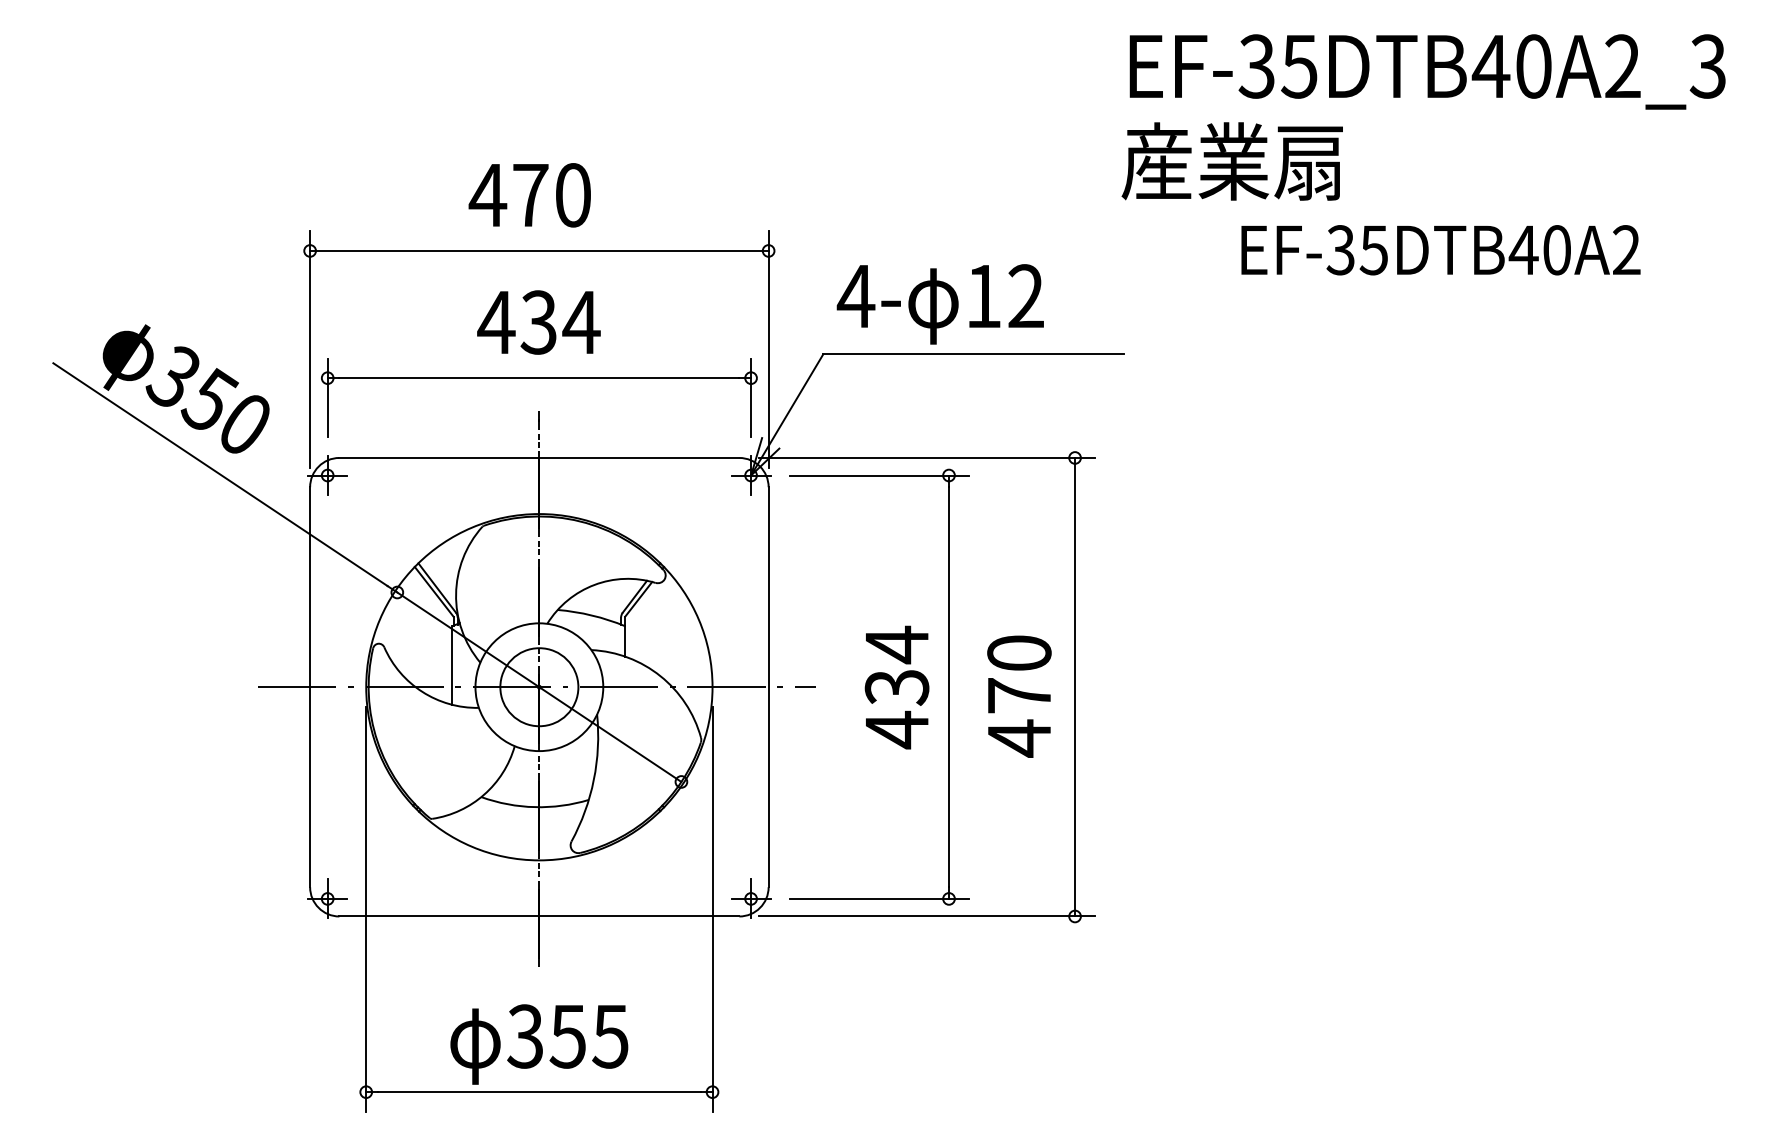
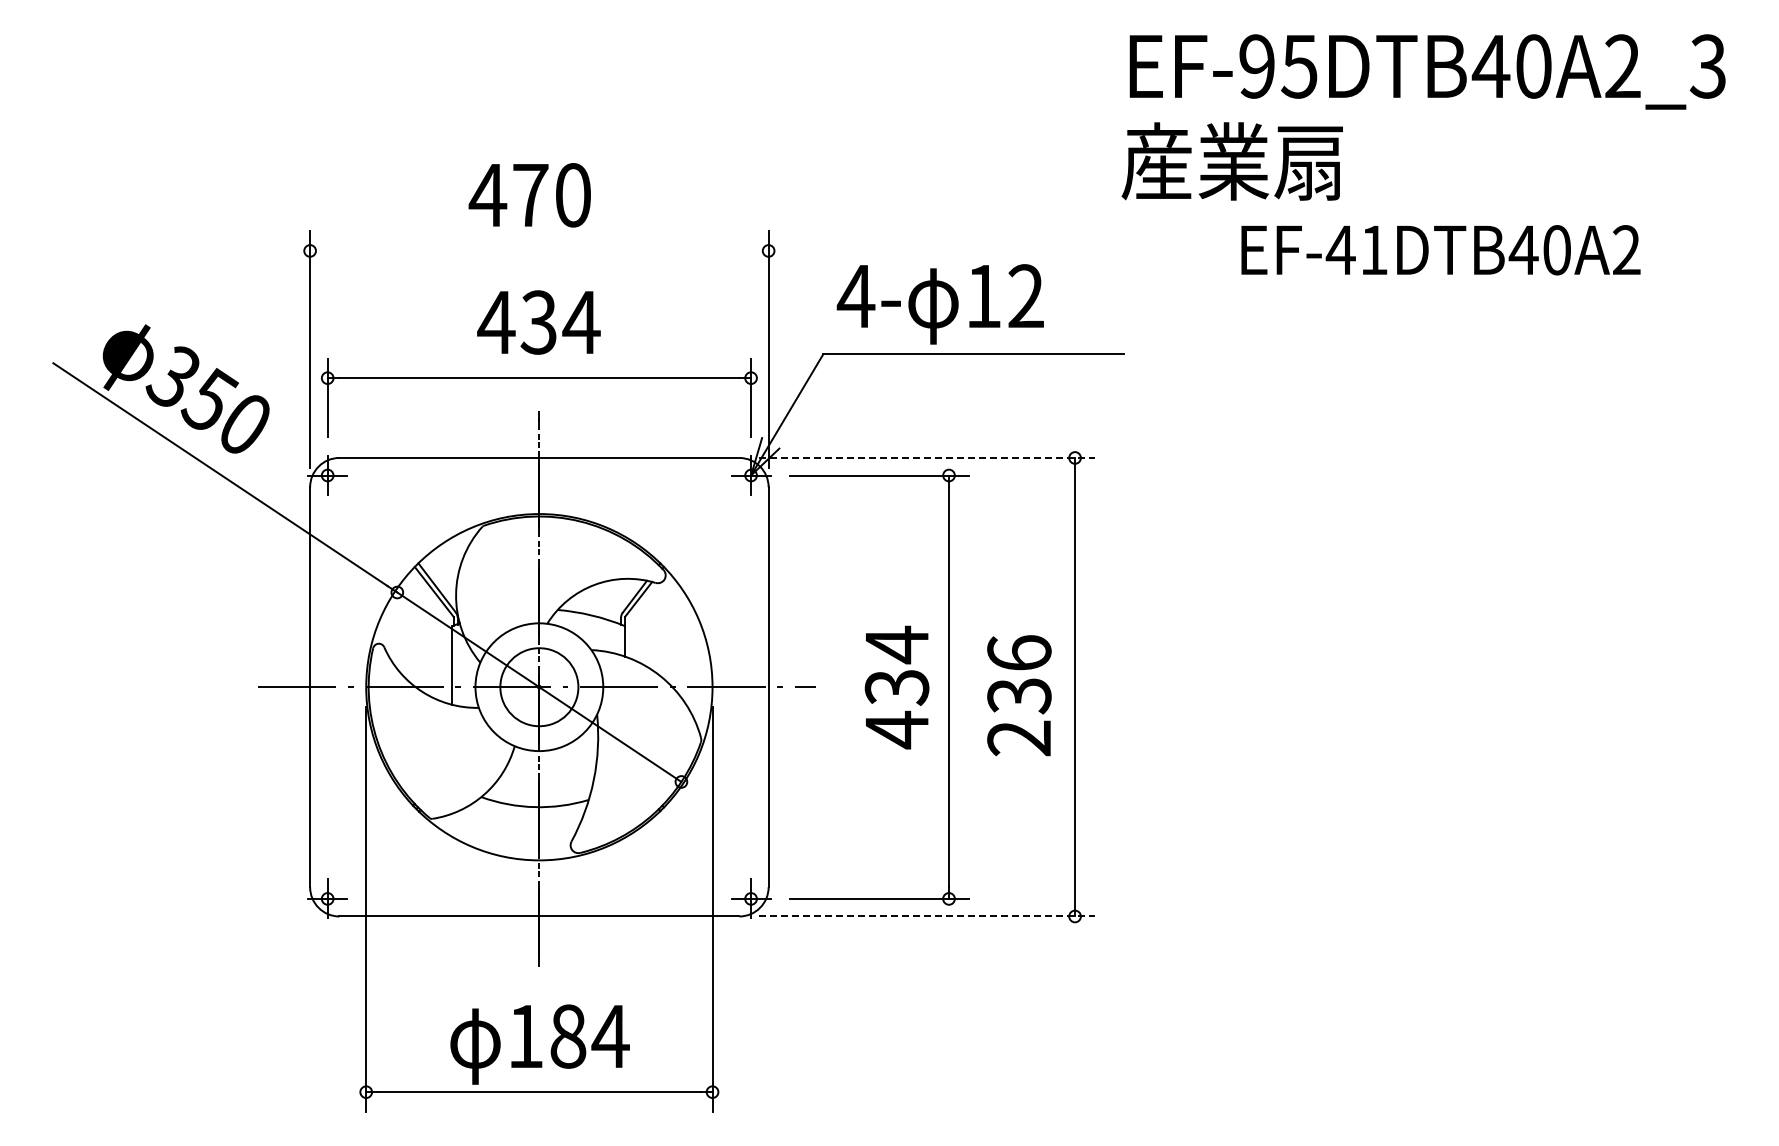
text: EF-35DTB40A2_3 -> EF-95DTB40A2_3 (1256, 66)
line: present -> none (539, 250)
text: EF-35DTB40A2 -> EF-41DTB40A2 (1356, 250)
line: solid -> dashed (926, 457)
text: 470 -> 236 (1019, 696)
line: solid -> dashed (926, 916)
text: 355 -> 184 (568, 1036)
